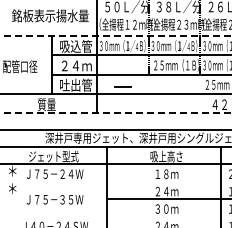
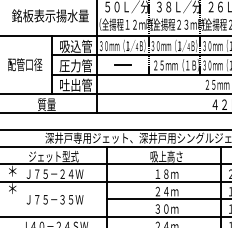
line: dashed -> solid (116, 35)
text: ２４ｍ -> 圧力管 (75, 65)
text position: (20, 66) -> (25, 64) (25, 64)
line position: (122, 86) -> (122, 64) (122, 64)
line: dashed -> solid (116, 113)
line: none -> present (115, 181)
line: none -> present (115, 216)
